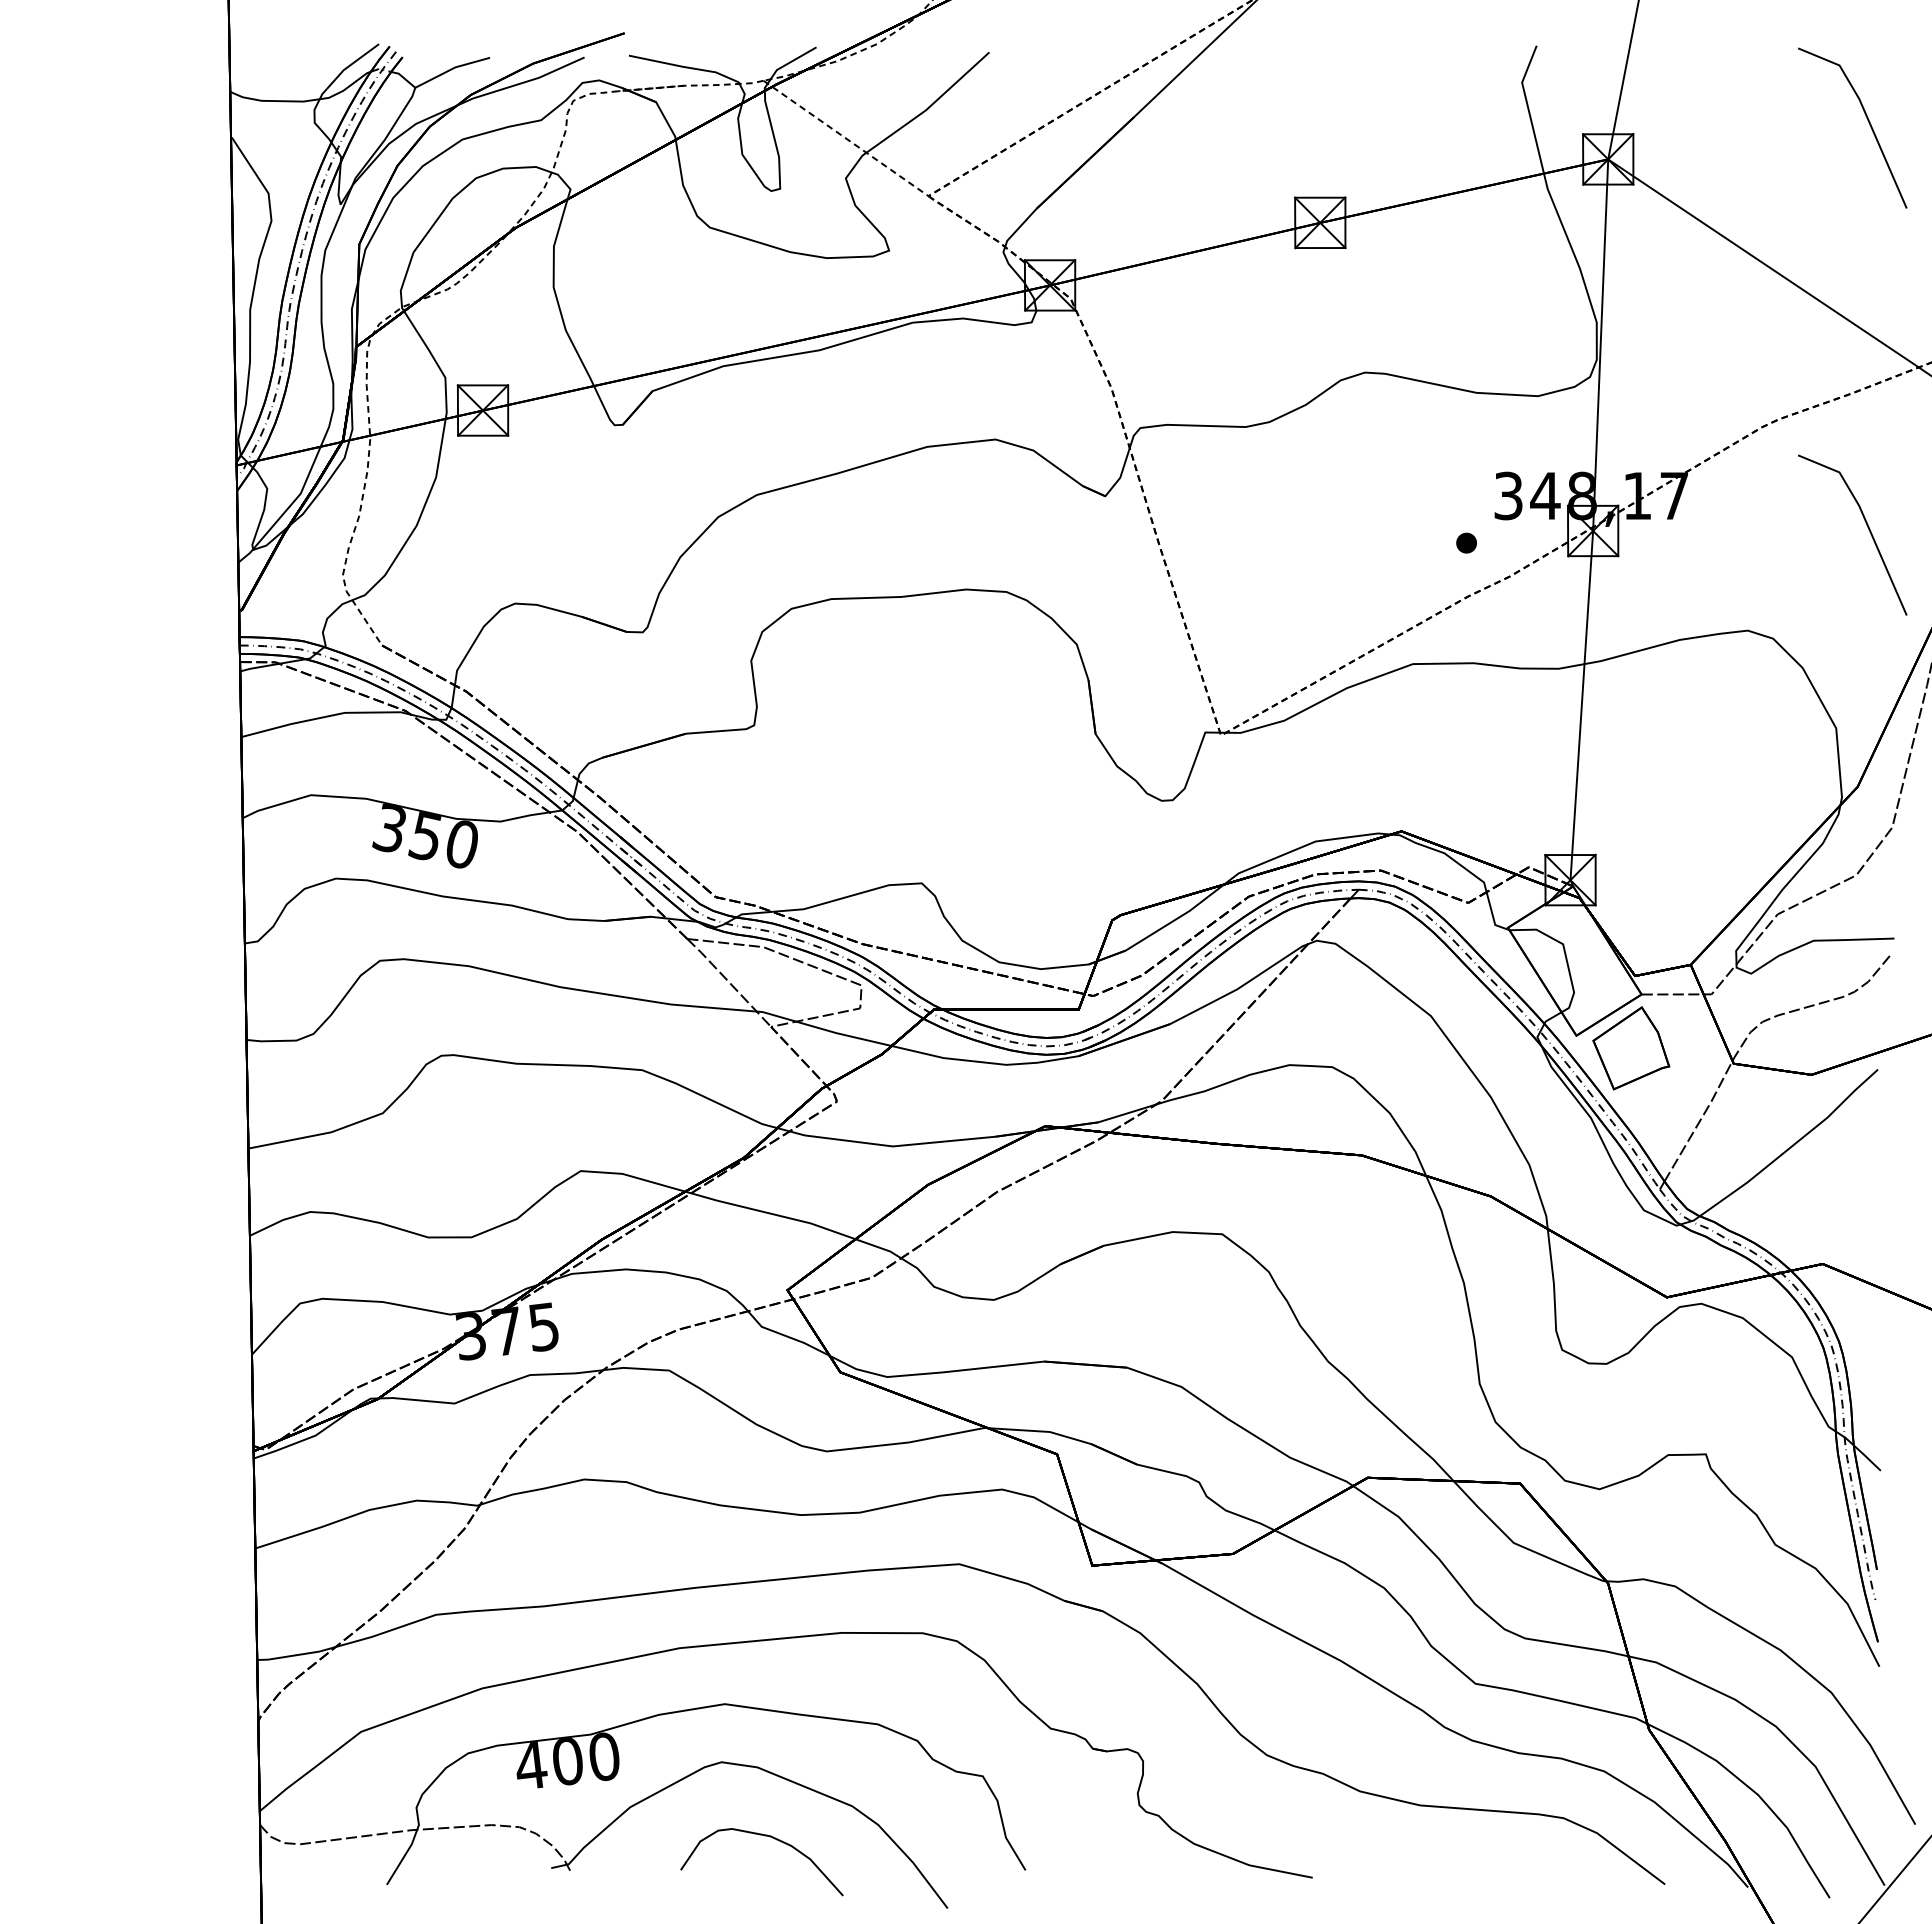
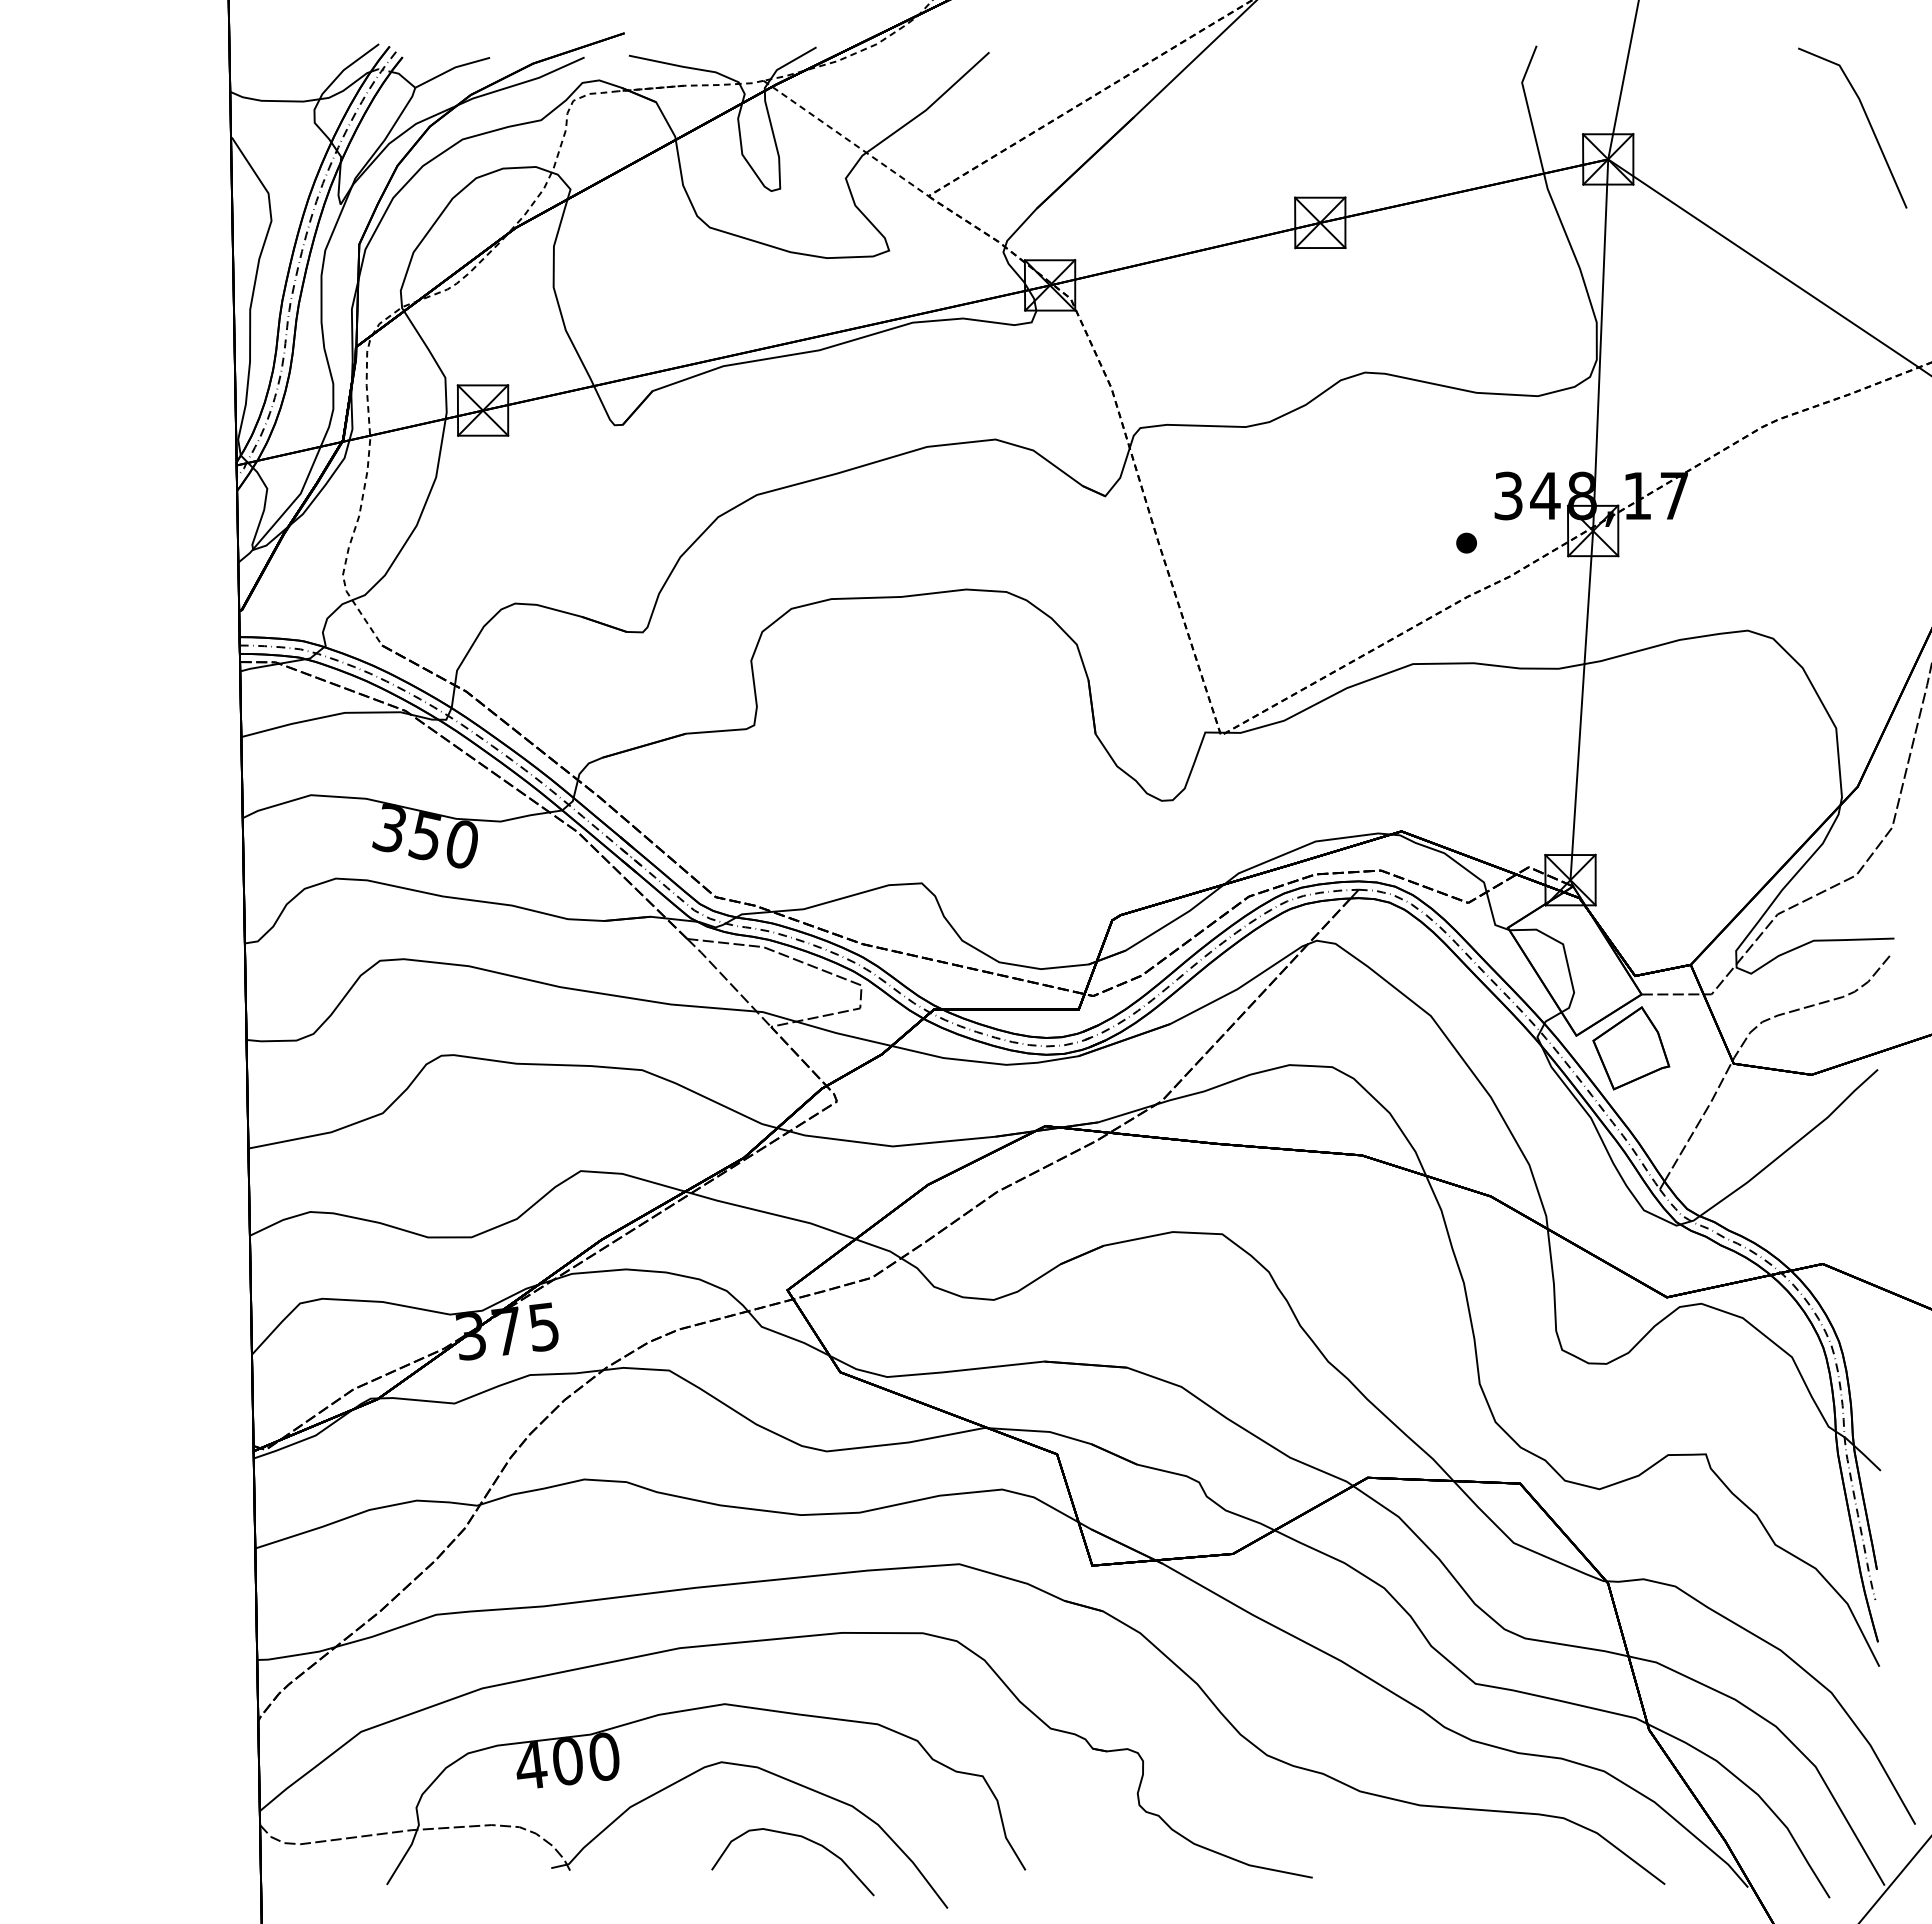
line: present -> none (1868, 530)
curve position: (764, 1836) -> (795, 1836) (795, 1836)
